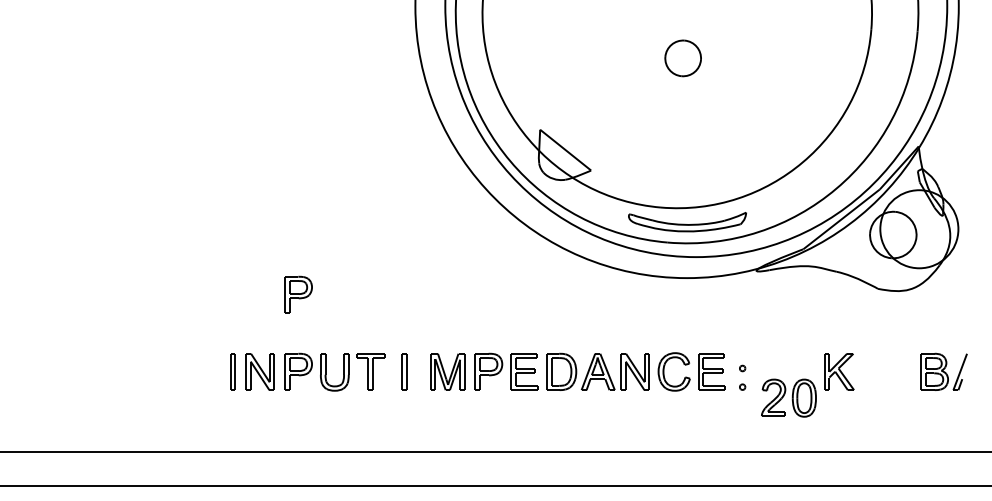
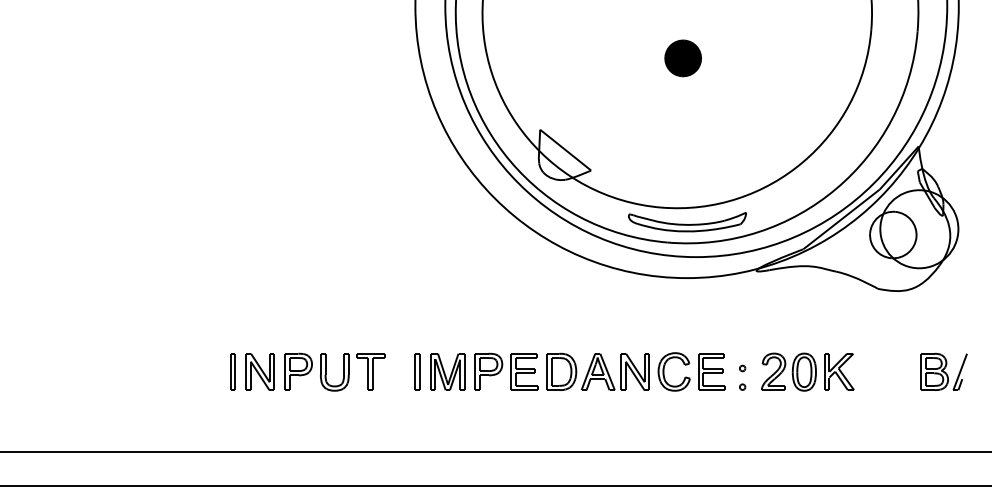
fill: none -> present (683, 58)
part: present -> none (298, 294)
part position: (404, 371) -> (417, 371) (417, 371)
part position: (788, 397) -> (788, 371) (788, 371)
